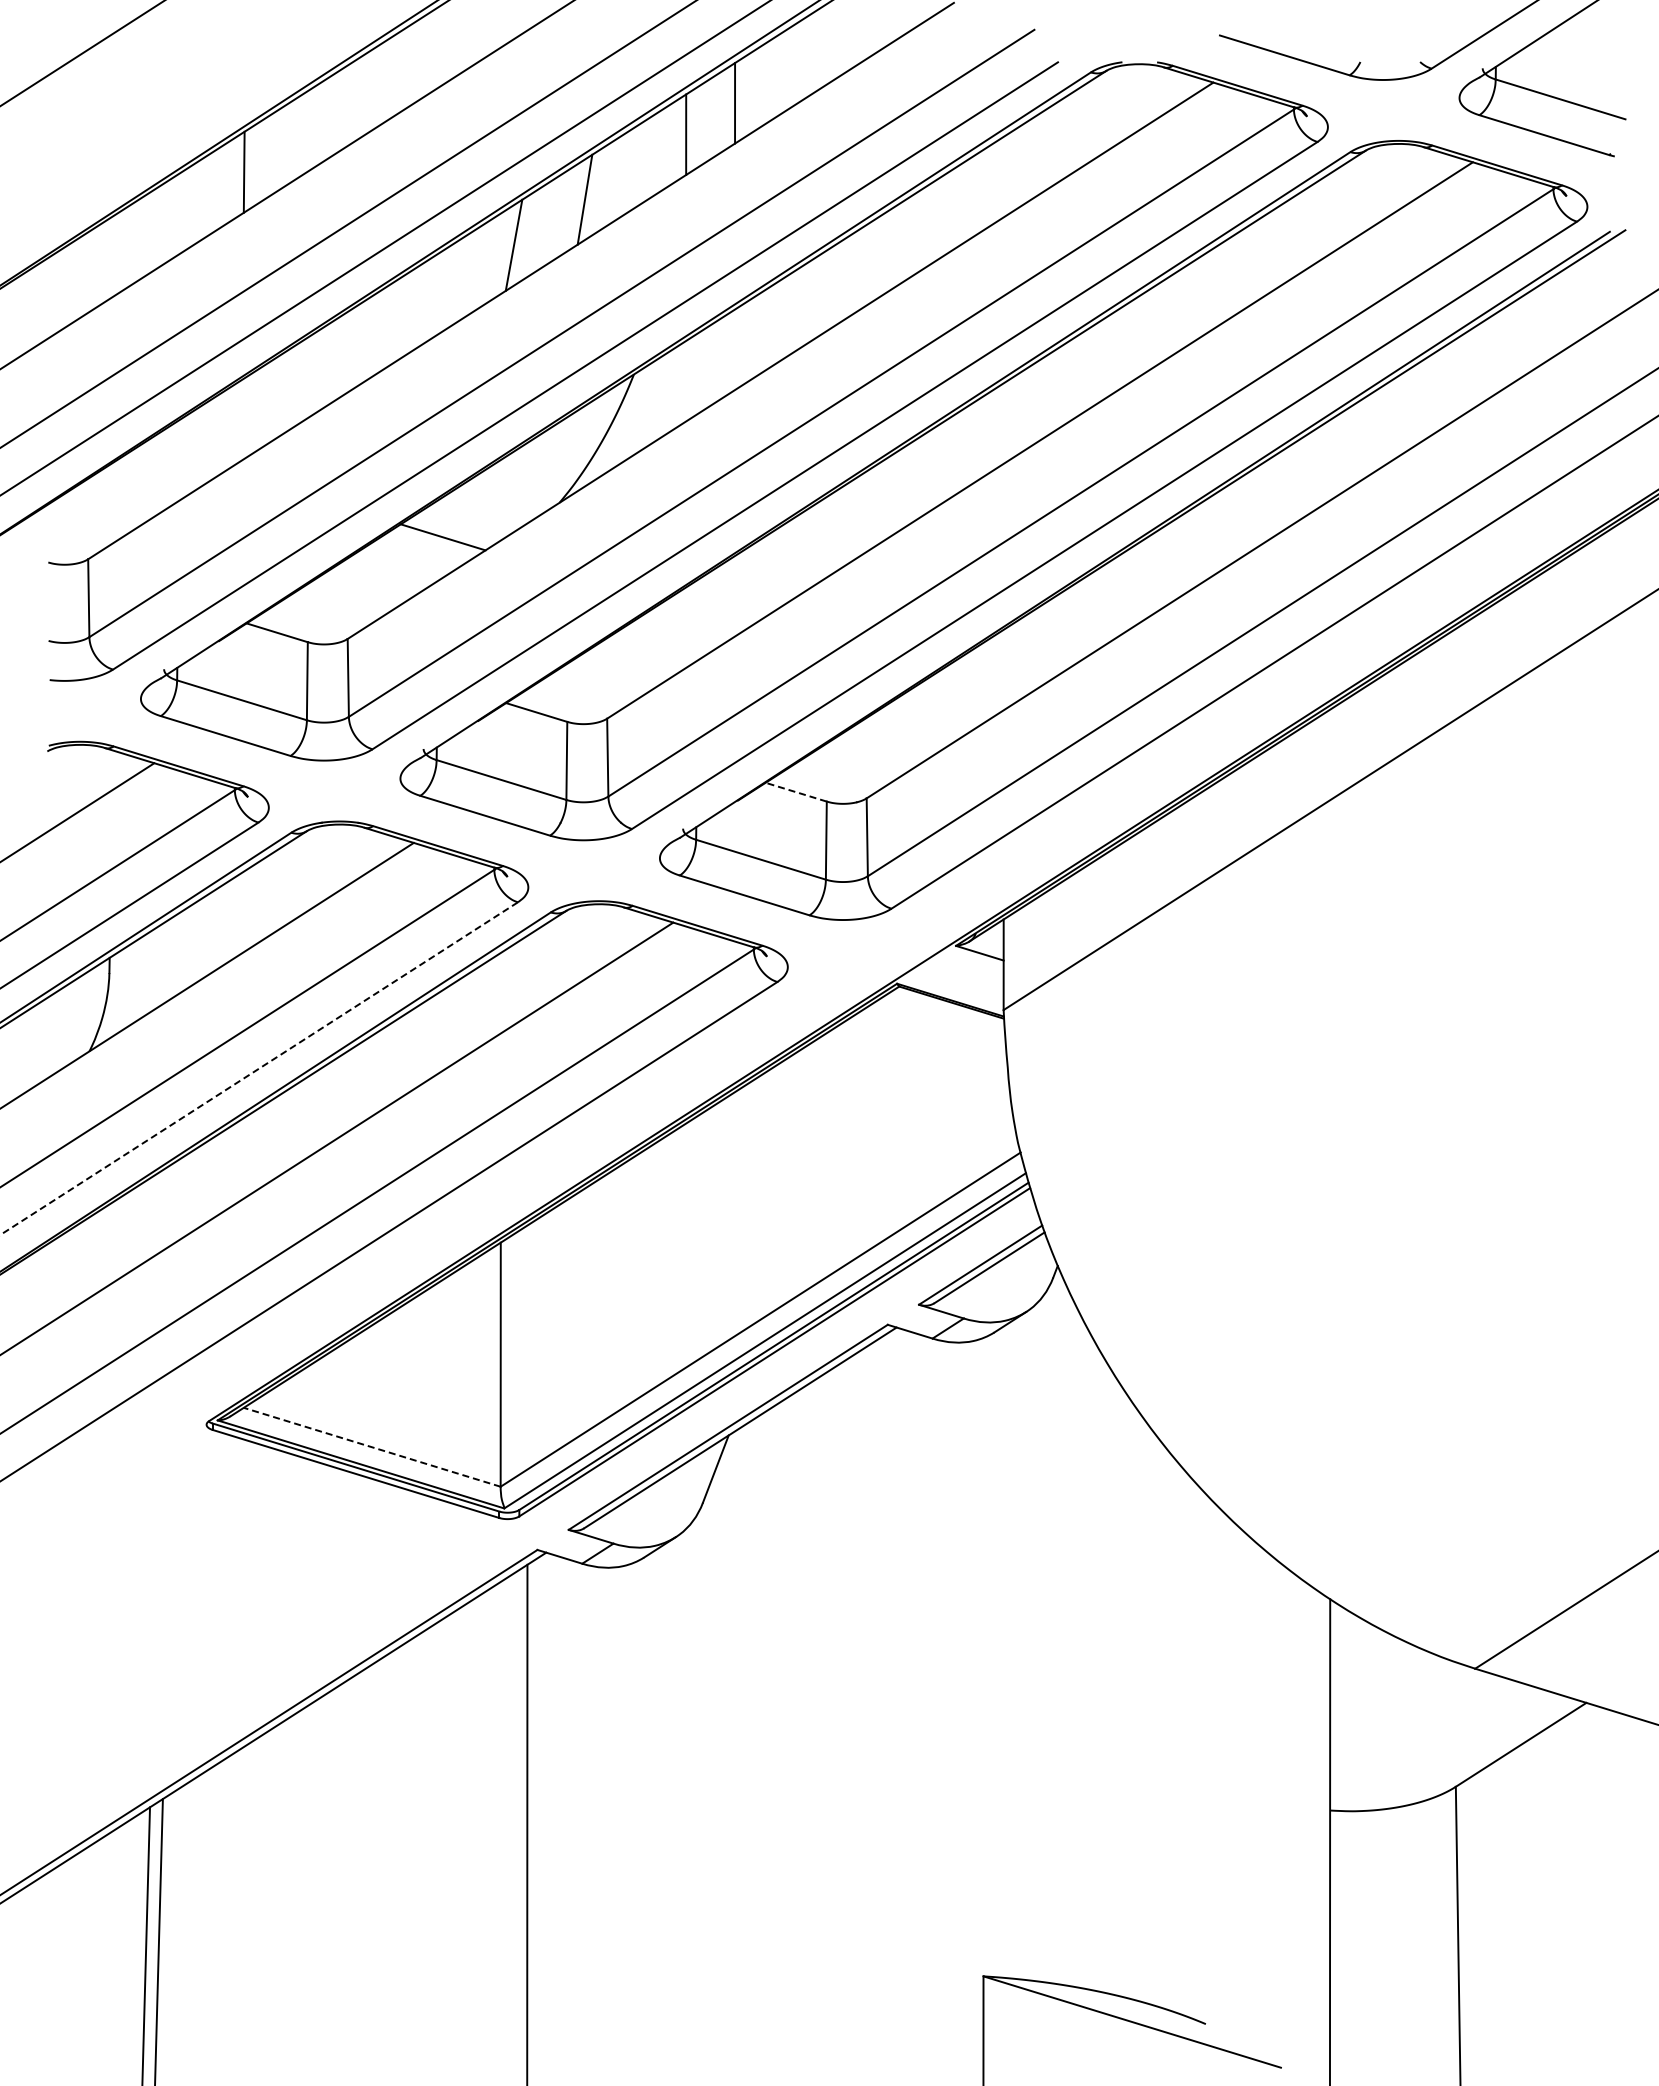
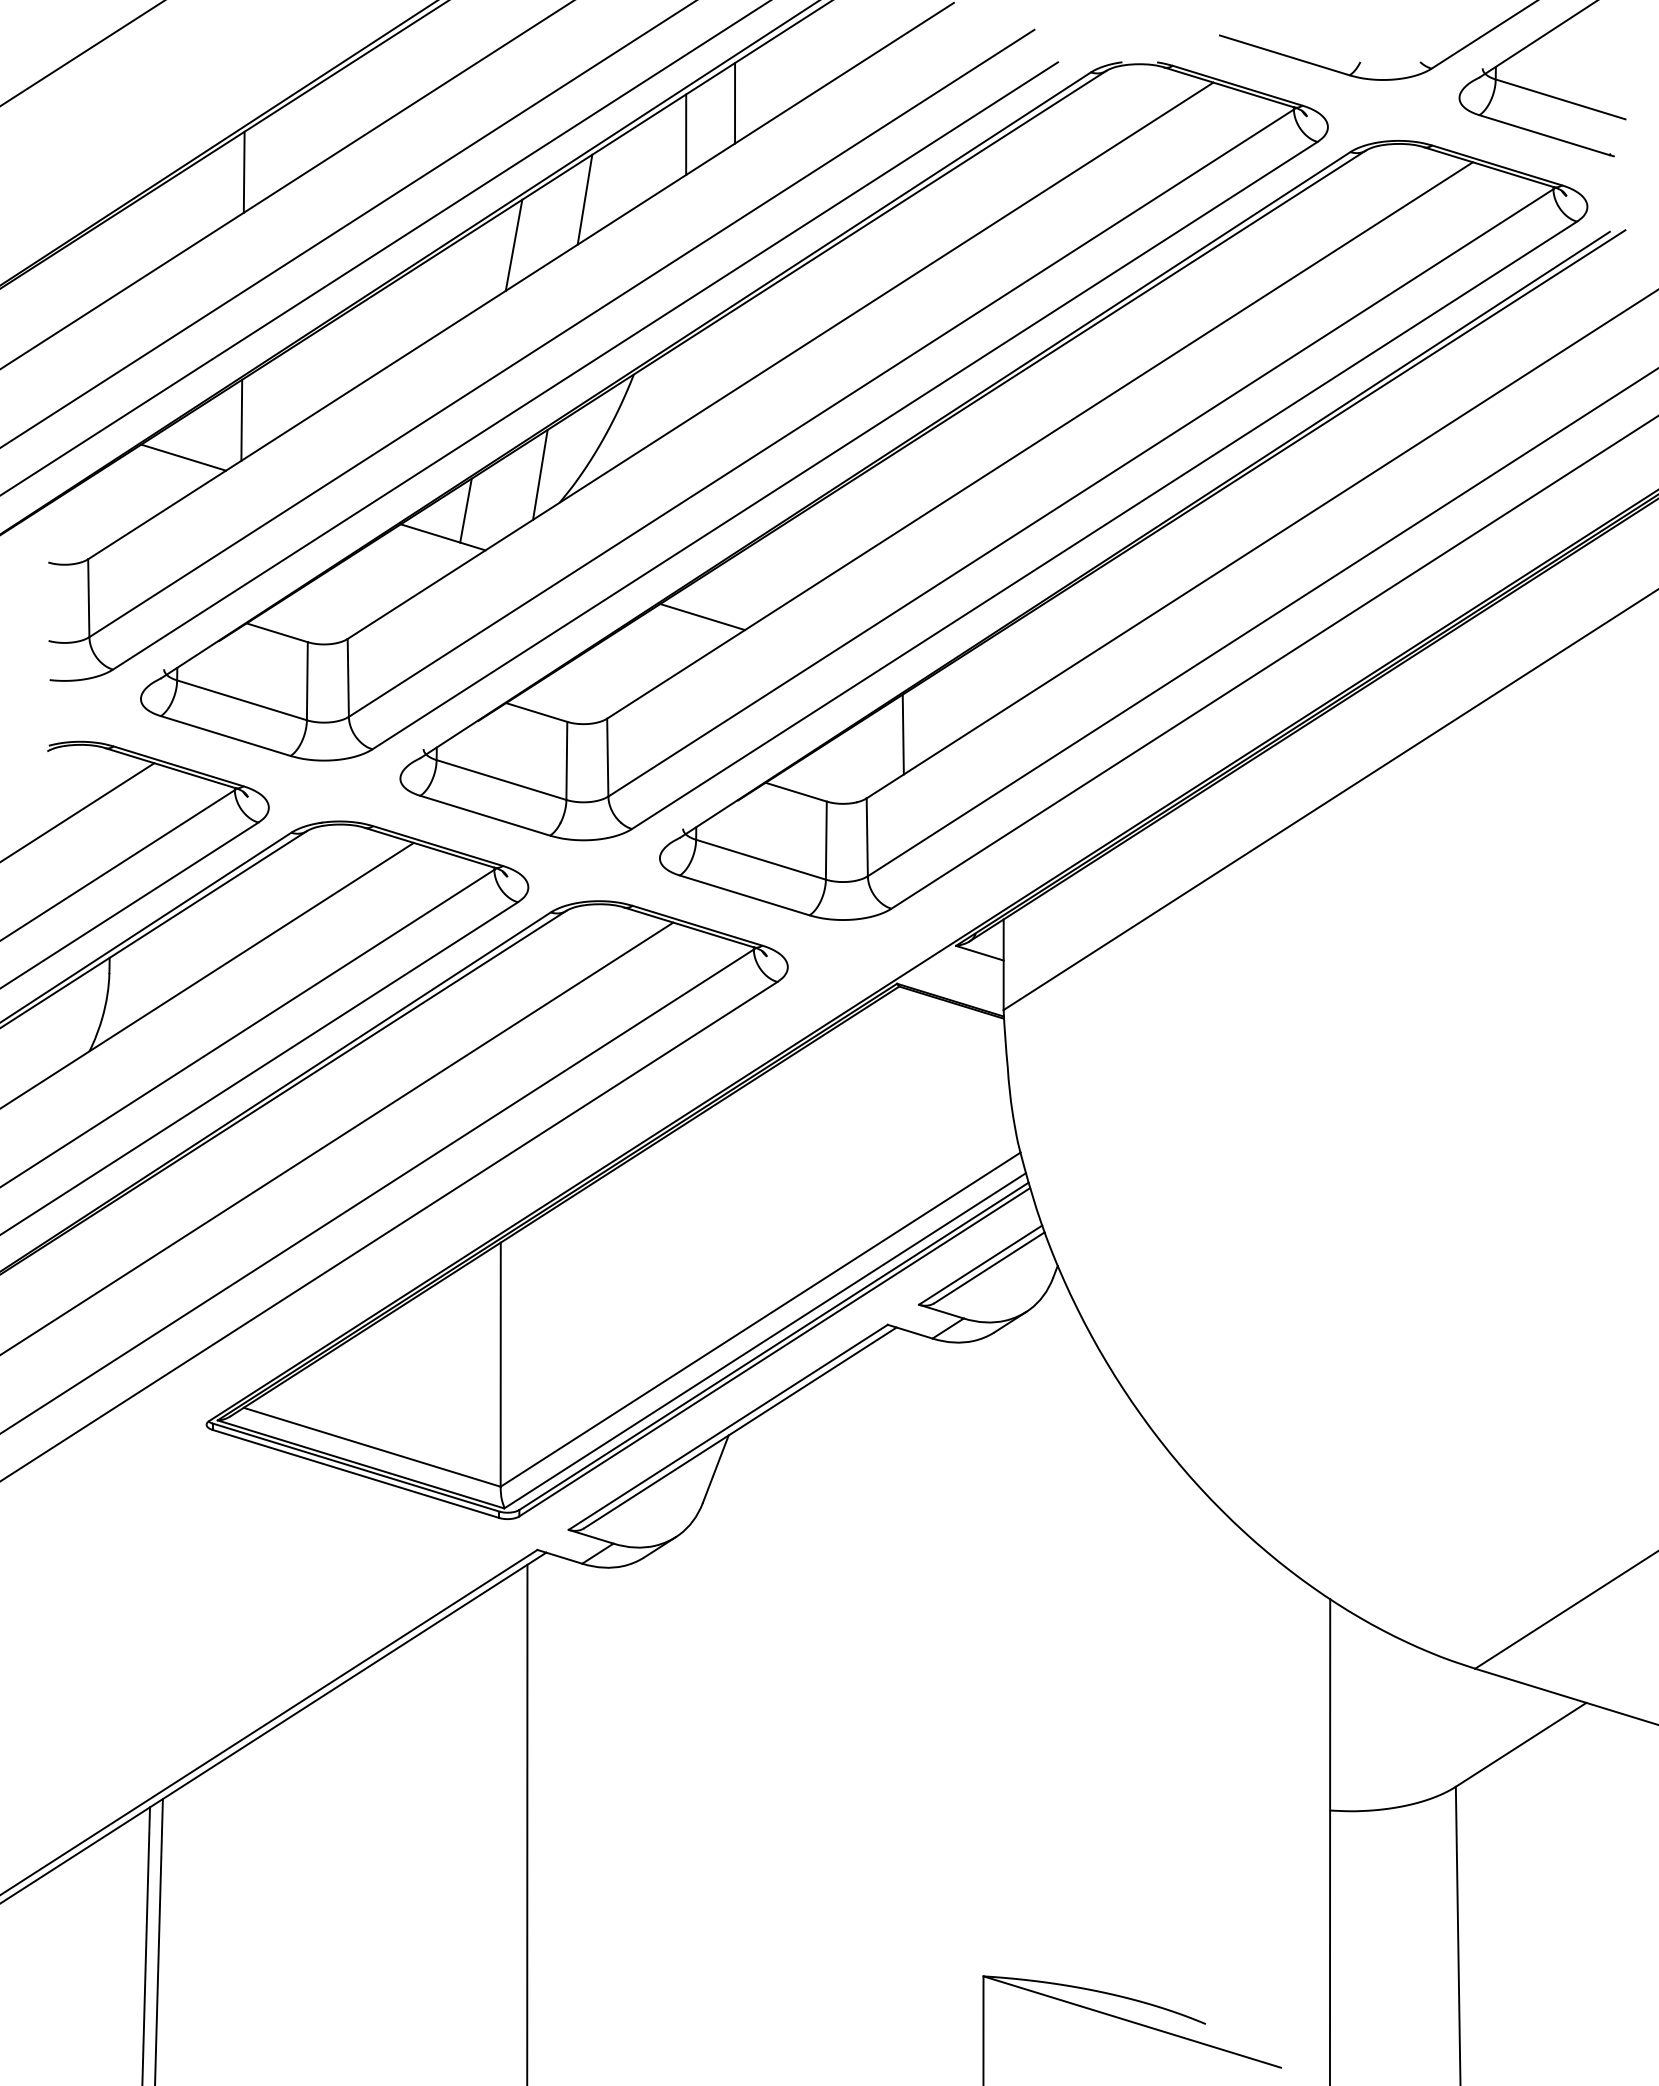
line: none -> present (241, 419)
line: none -> present (183, 457)
line: none -> present (540, 474)
line: none -> present (465, 510)
line: none -> present (702, 617)
line: none -> present (902, 734)
line: dashed -> solid (796, 792)
line: dashed -> solid (258, 1068)
line: dashed -> solid (371, 1447)
